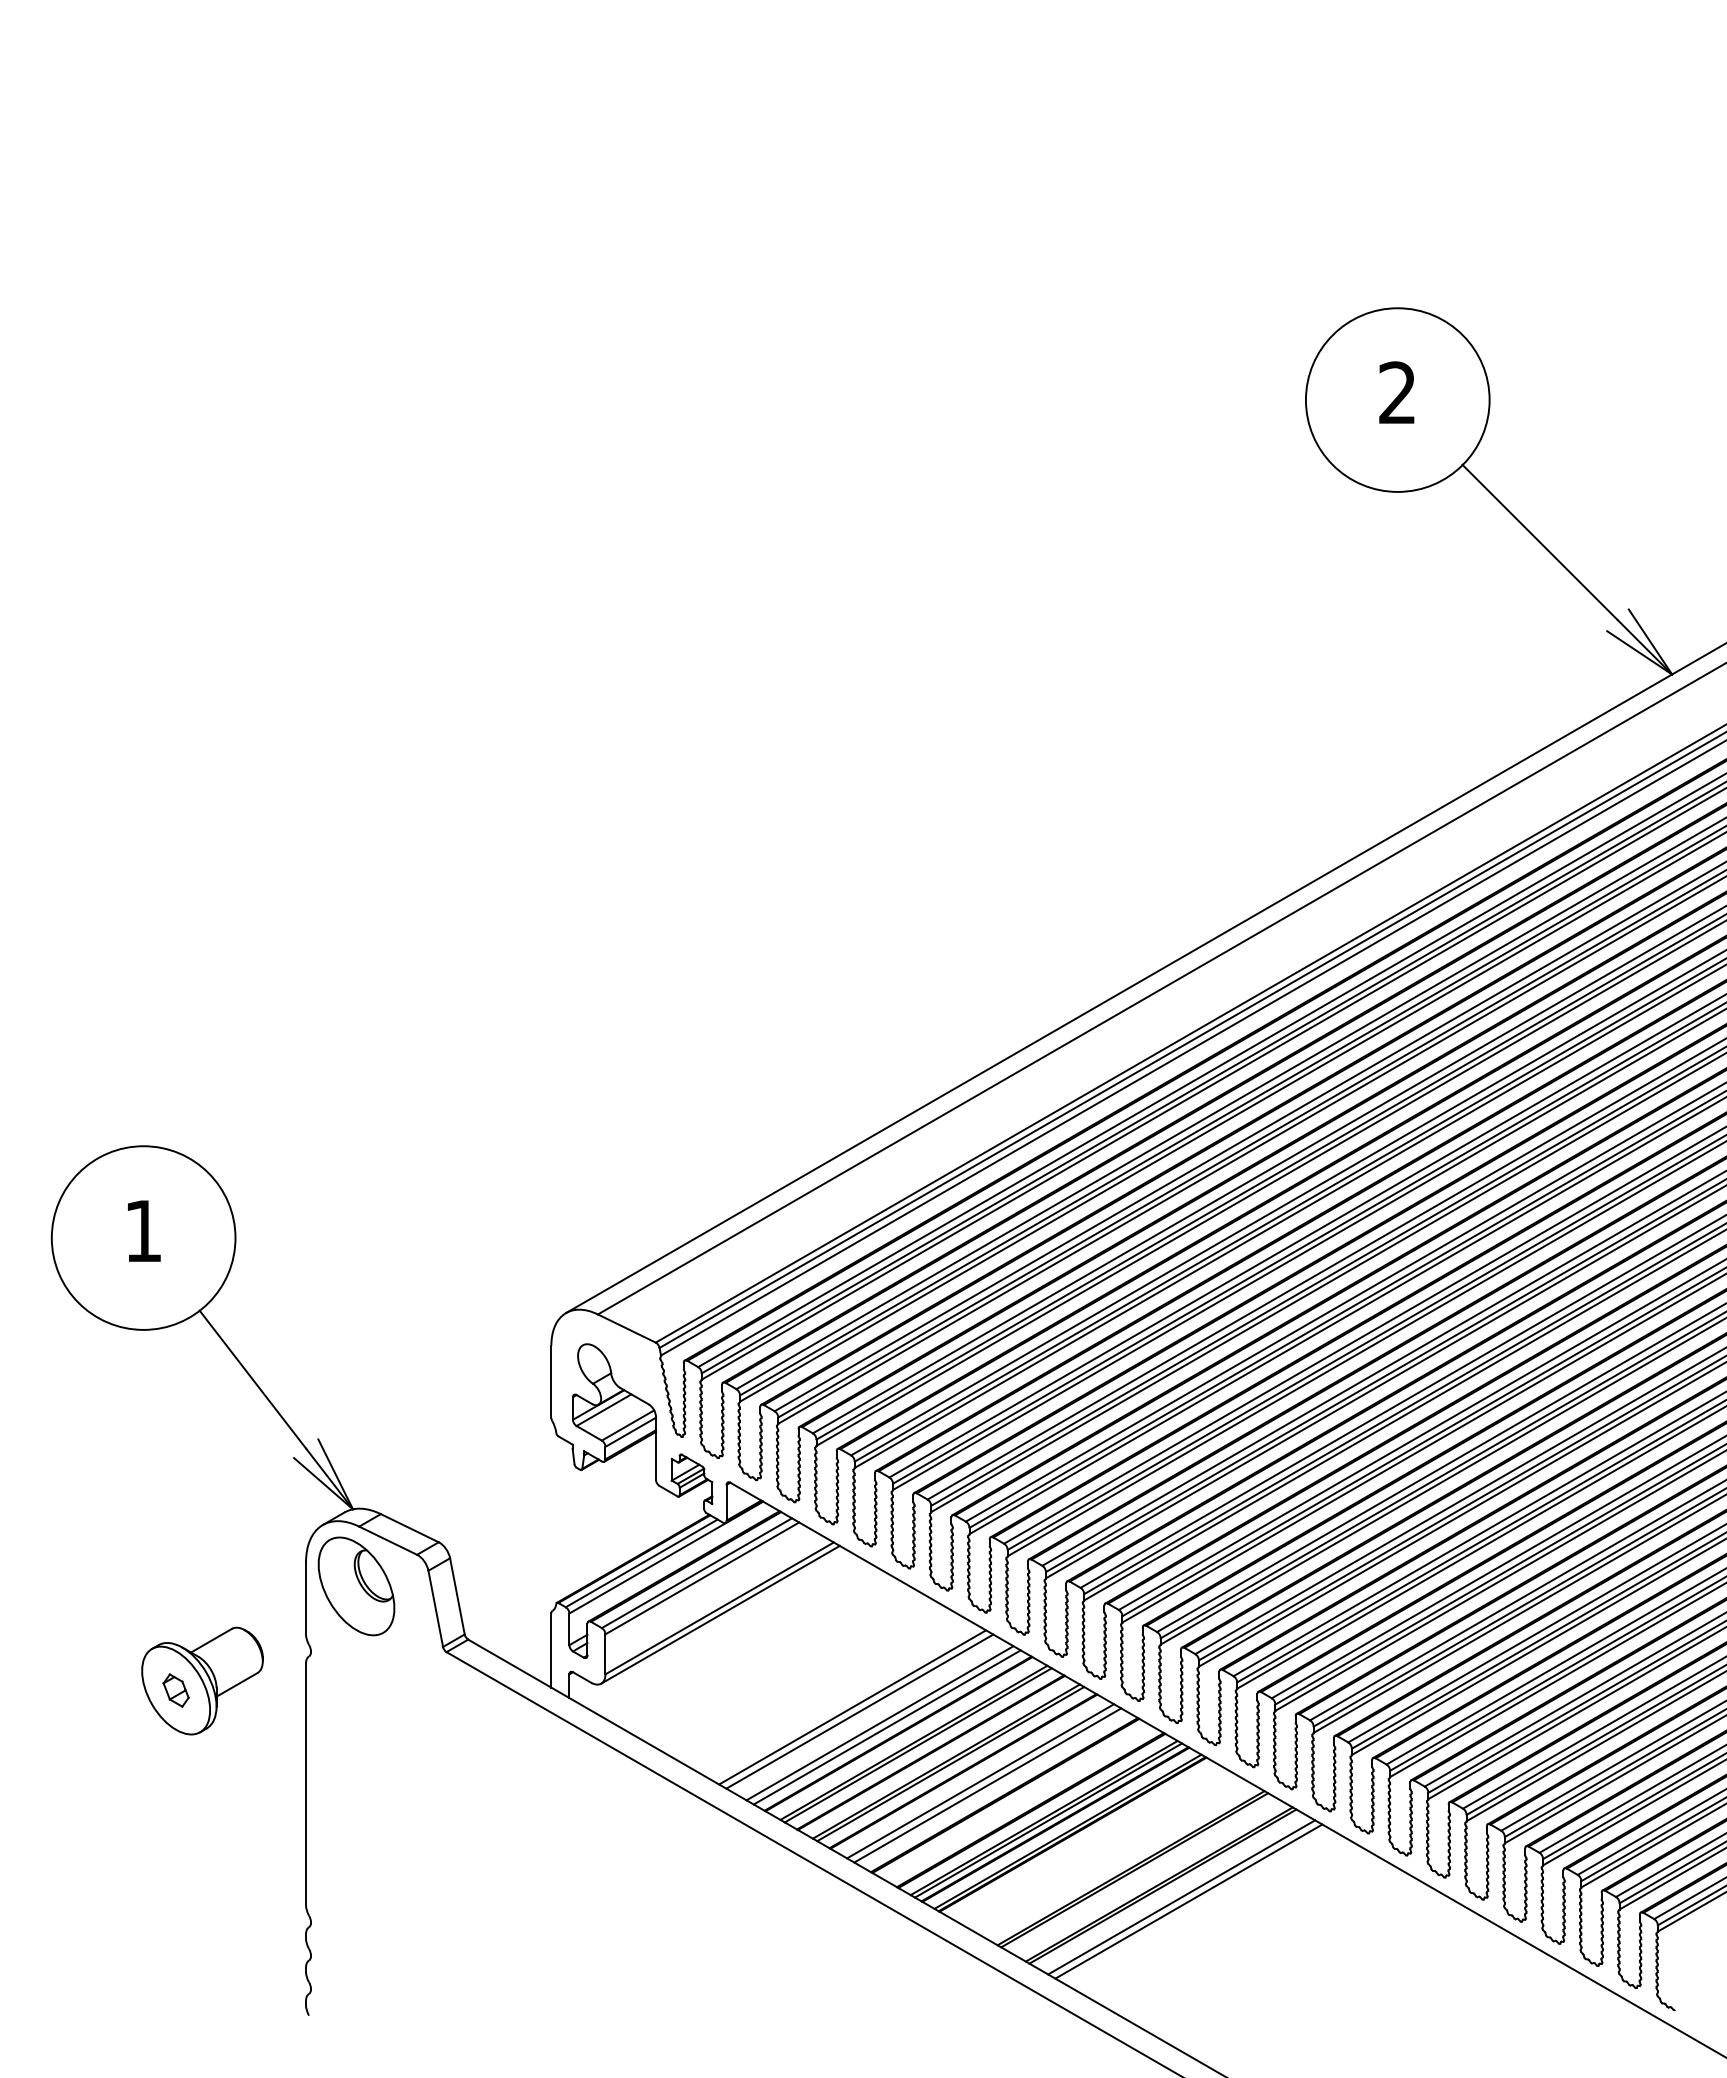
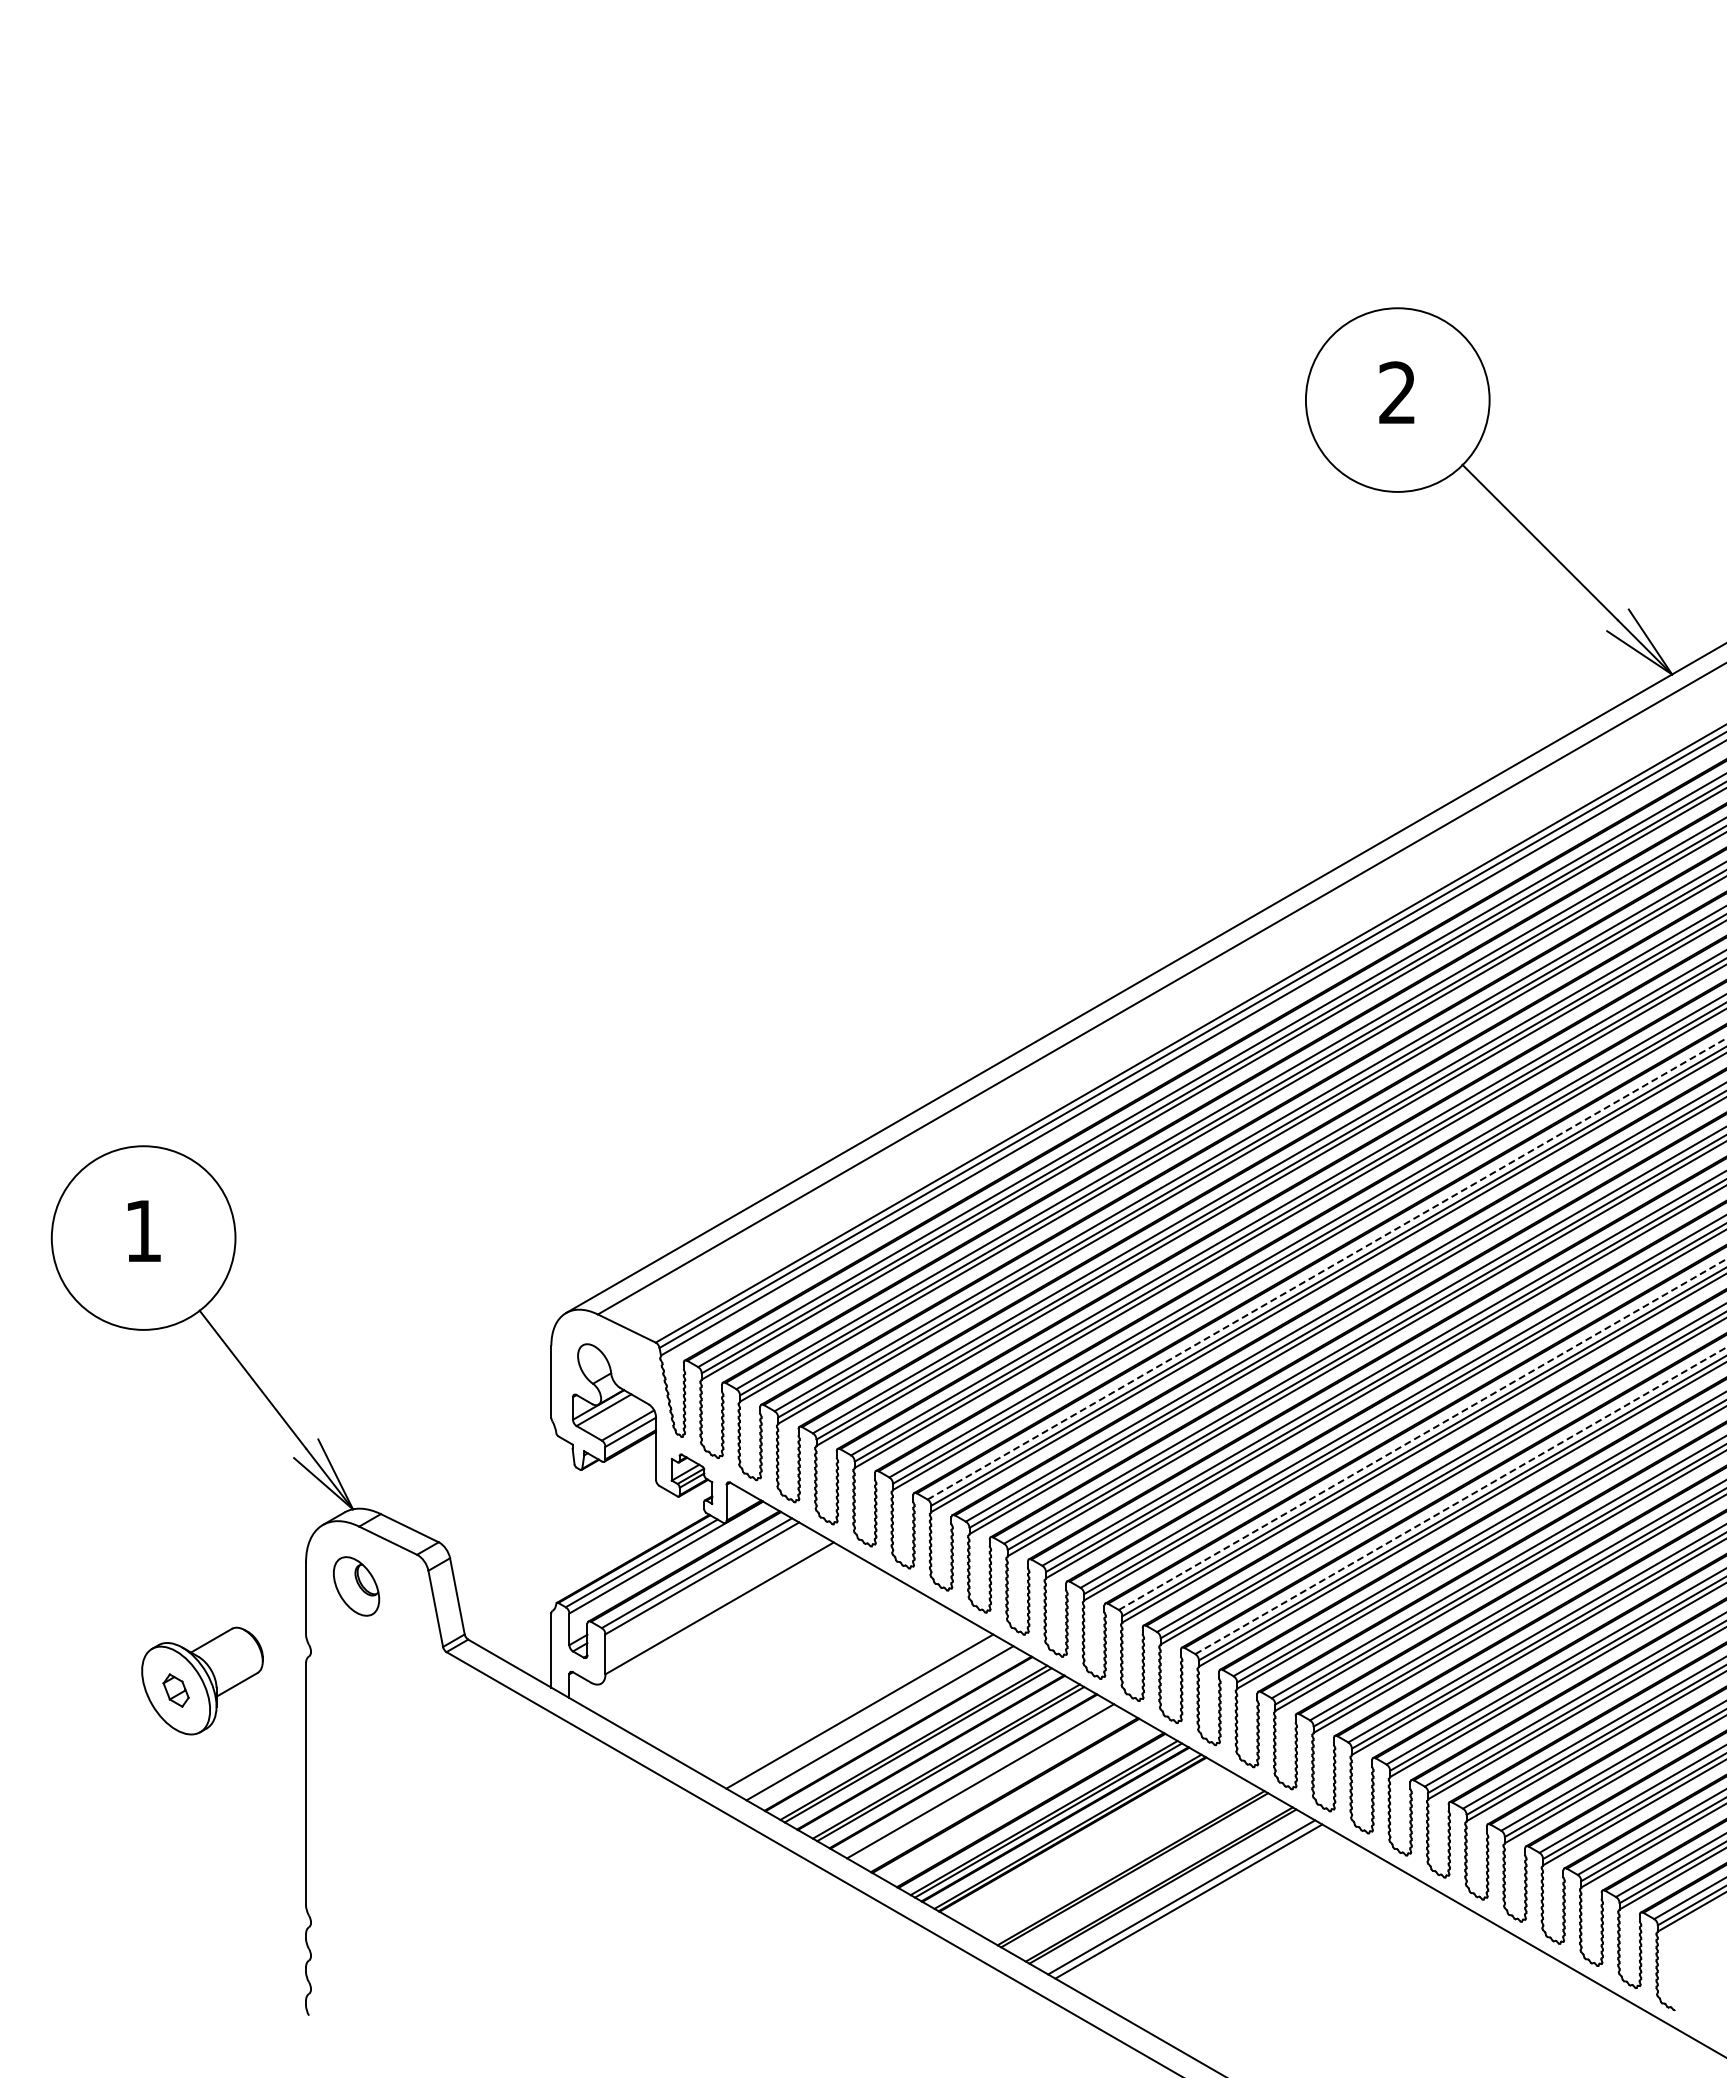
line: solid -> dashed (1327, 1268)
line: solid -> dashed (1422, 1434)
line: solid -> dashed (1461, 1500)
part size: 79x101 px -> 48x61 px (356, 1586)
line: present -> none (720, 1614)
line: present -> none (852, 1707)
line: present -> none (886, 1727)
line: present -> none (987, 1785)
